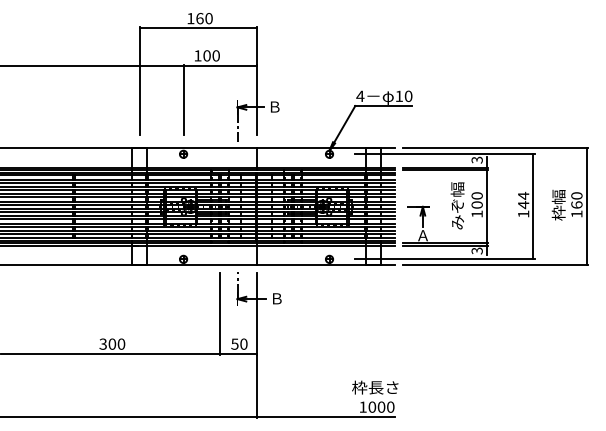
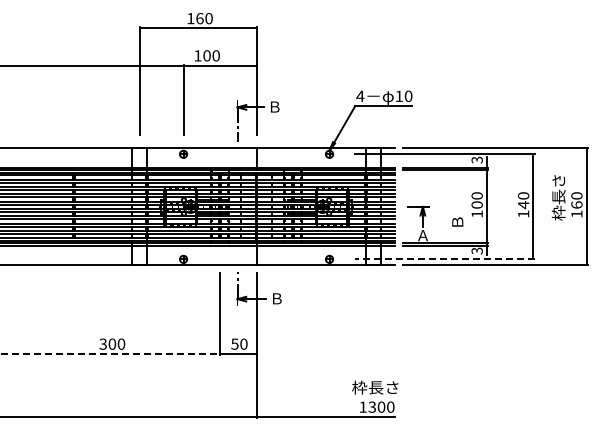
text: 枠幅 -> 枠長さ (558, 189)
text: 144 -> 140 (523, 195)
text: みぞ幅 -> Ｂ (457, 205)
line: solid -> dashed (444, 259)
line: solid -> dashed (111, 354)
text: 1000 -> 1300 (372, 406)
